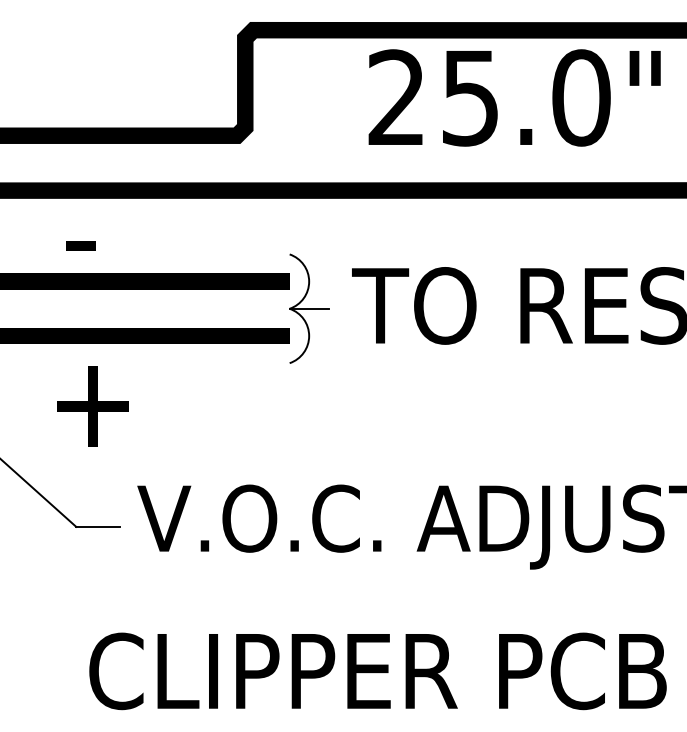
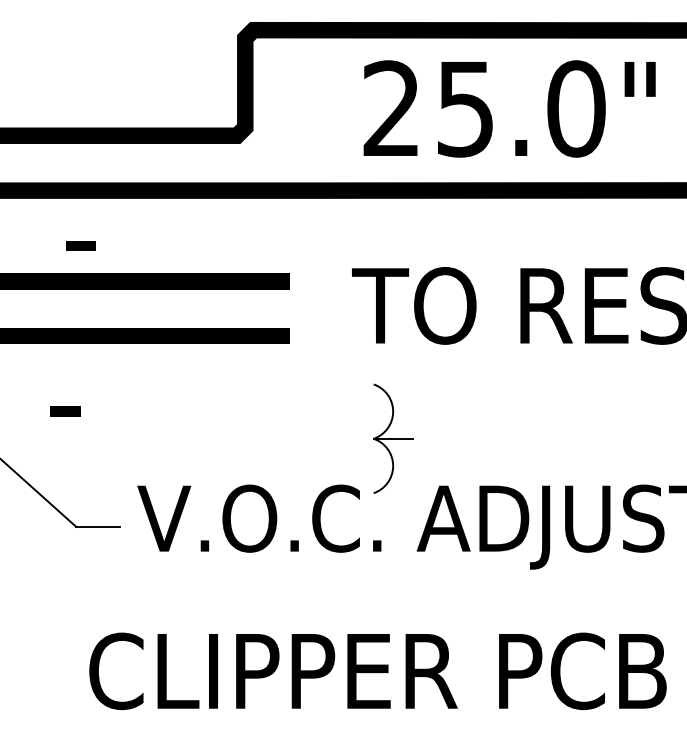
text position: (514, 97) -> (509, 108) (509, 108)
part position: (309, 308) -> (393, 438) (393, 438)
text: + -> - (89, 406)
